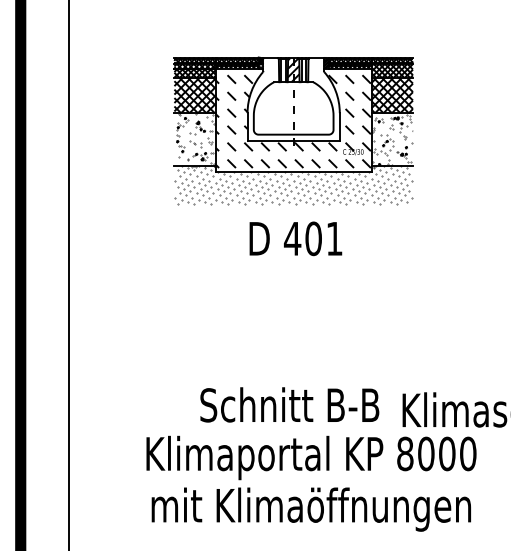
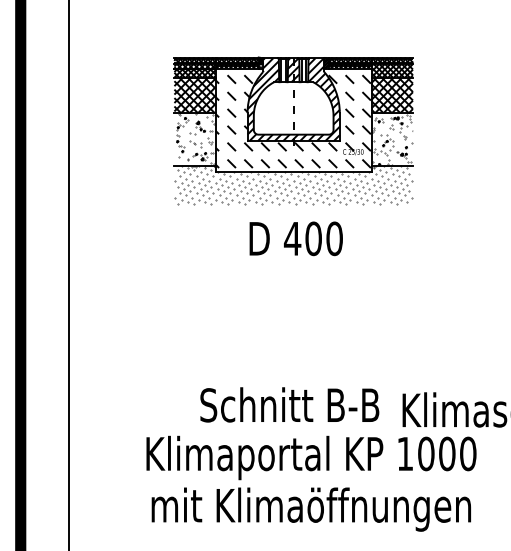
hatch: none -> present (293, 99)
text: 401 -> 400 (334, 238)
text: 8000 -> 1000 (405, 453)
